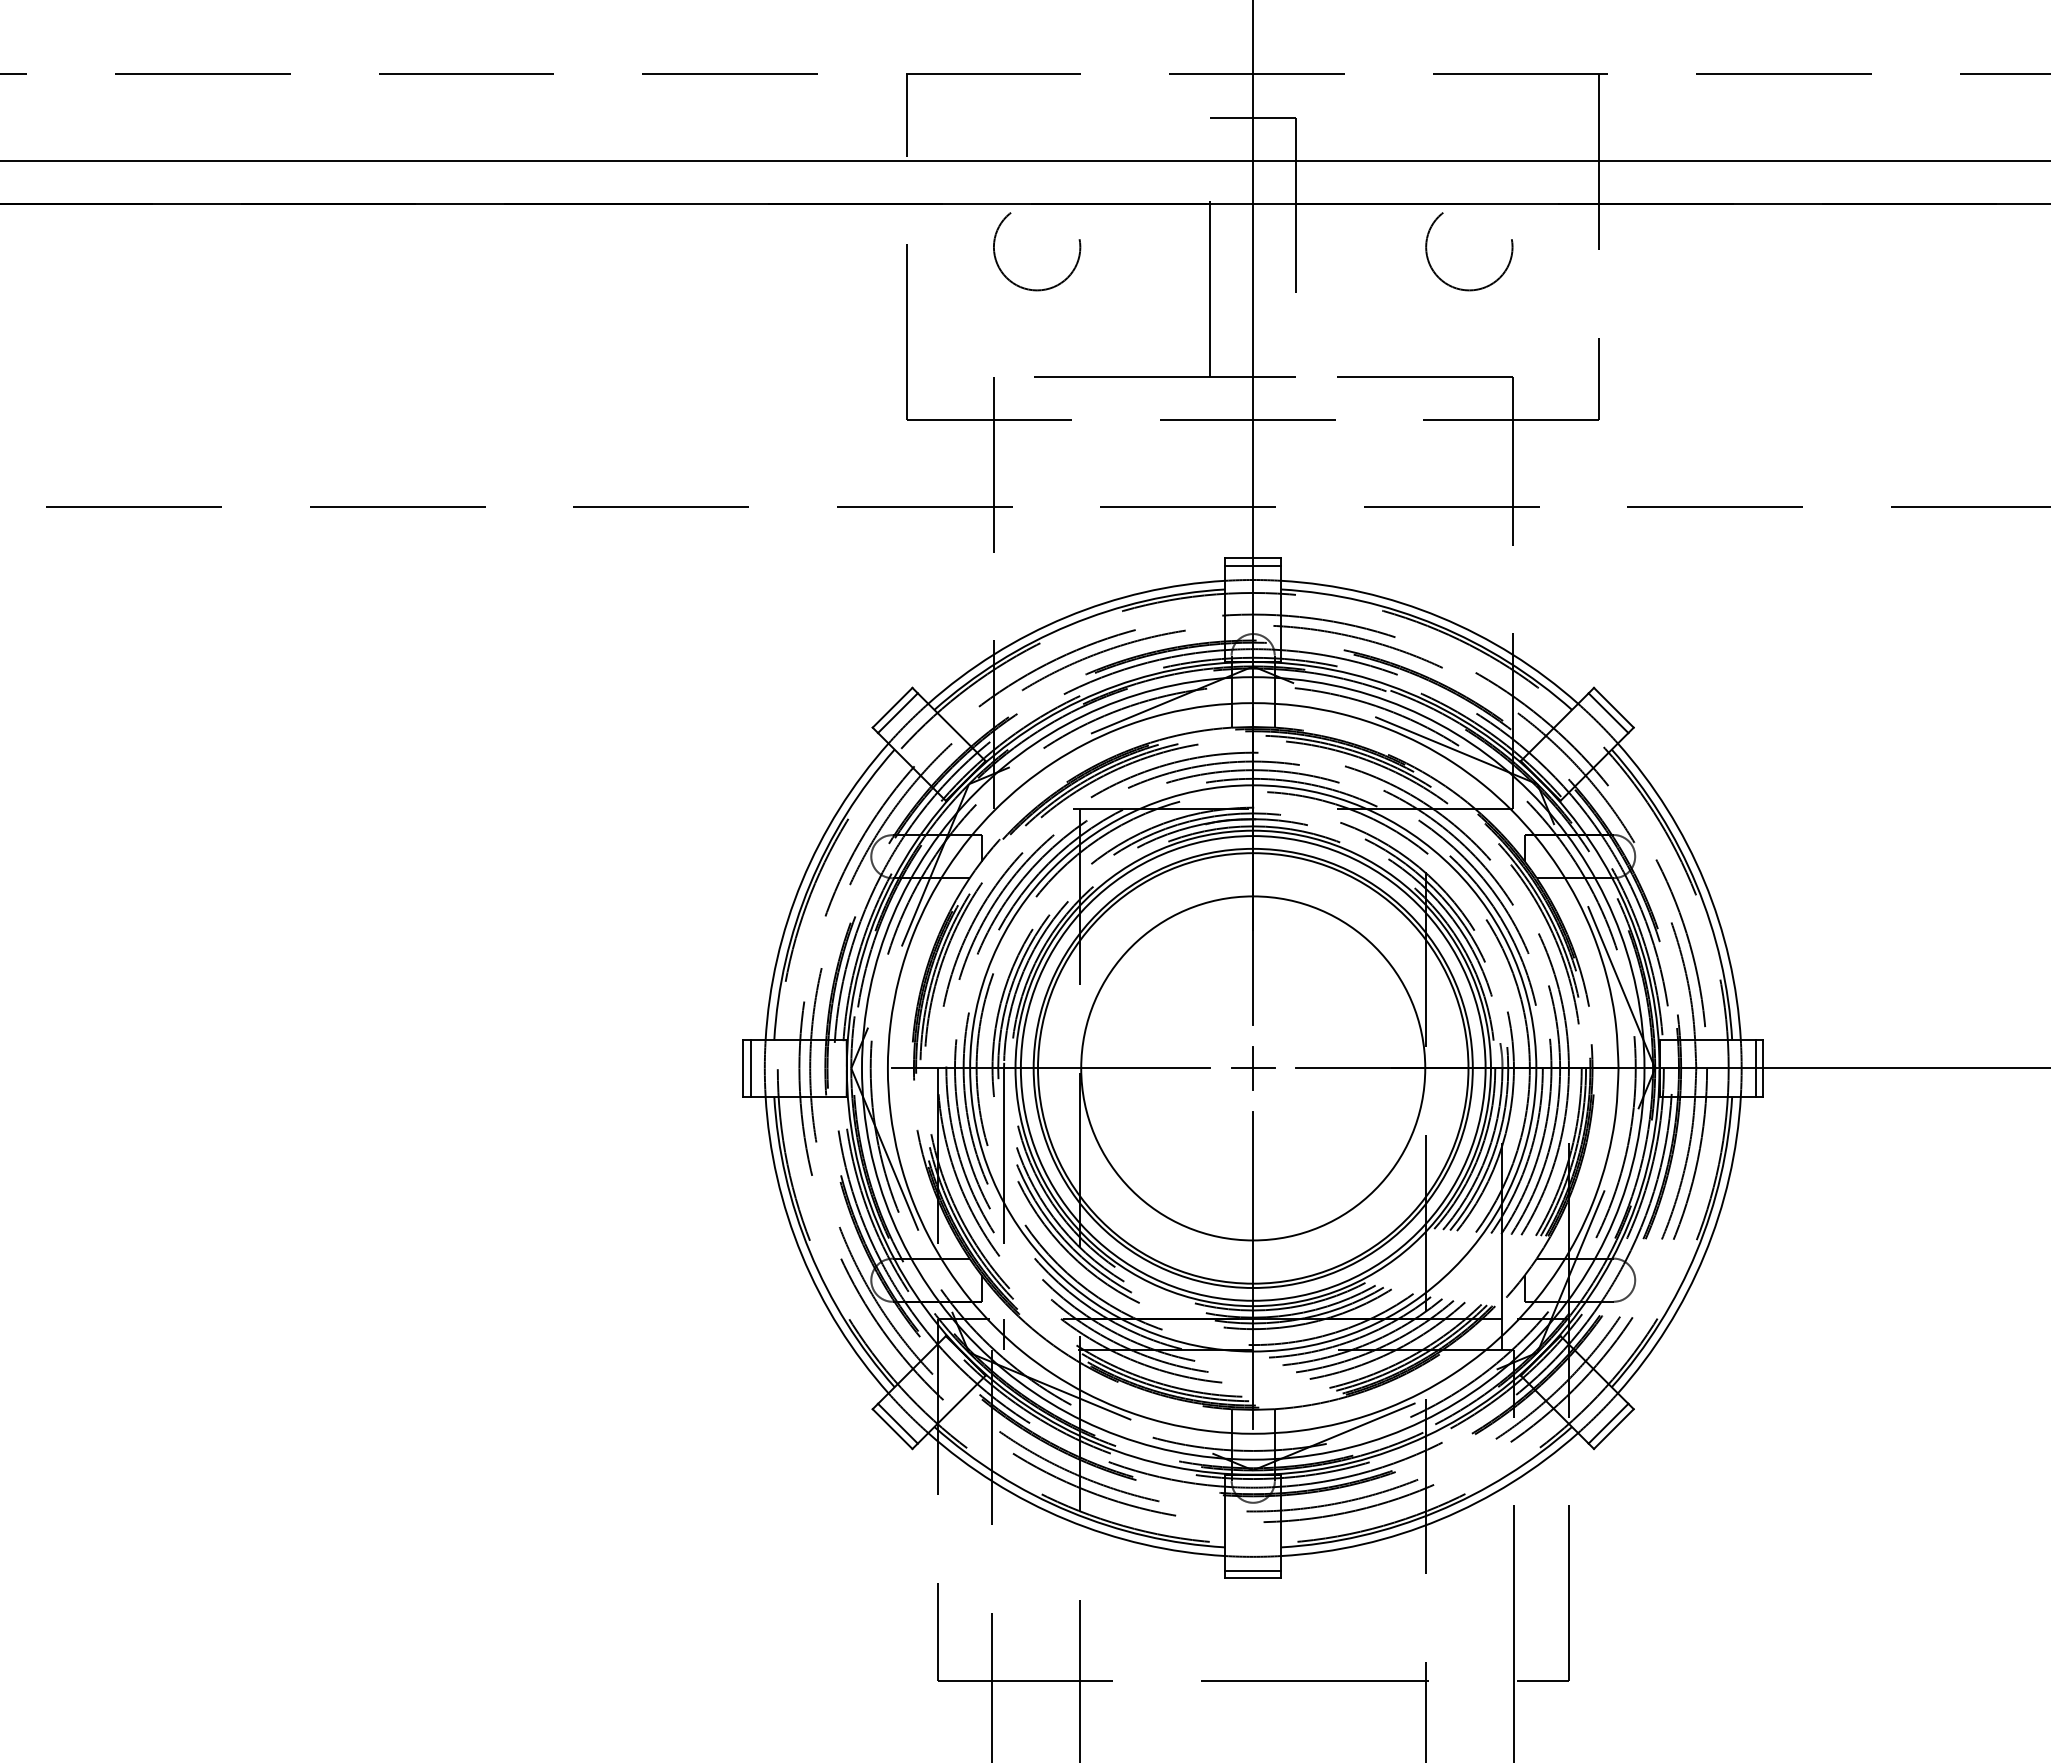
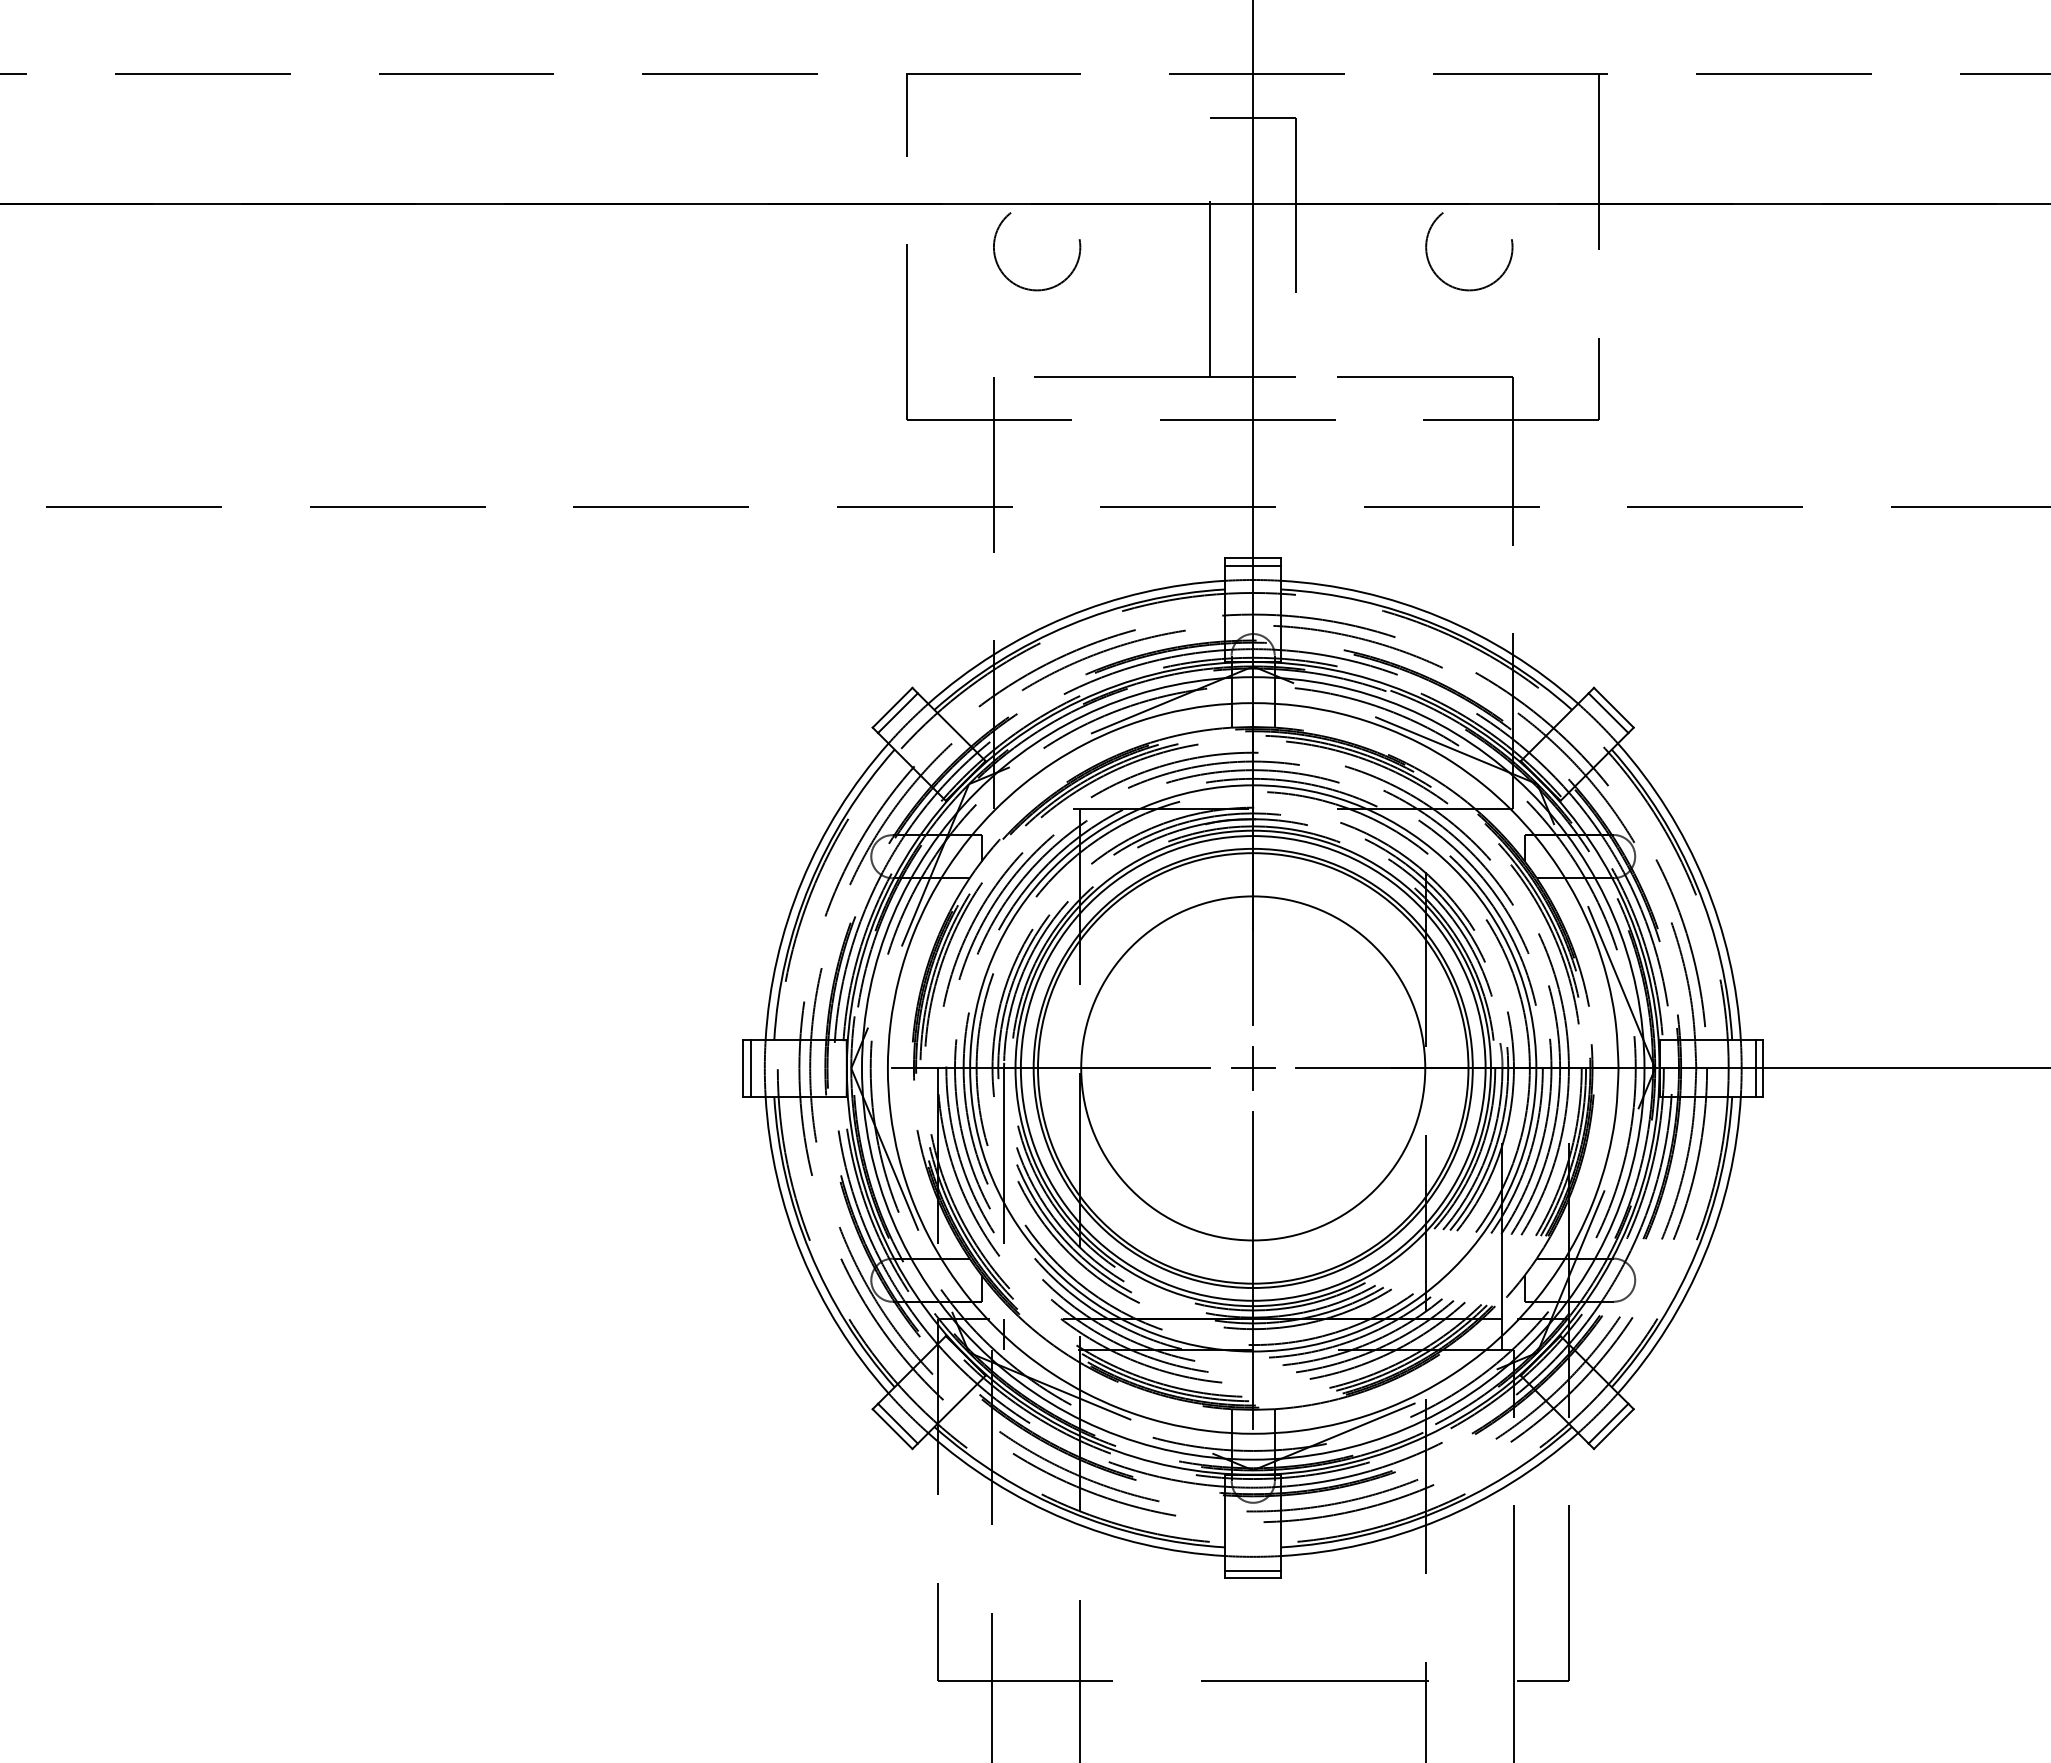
line: present -> none (1024, 160)
